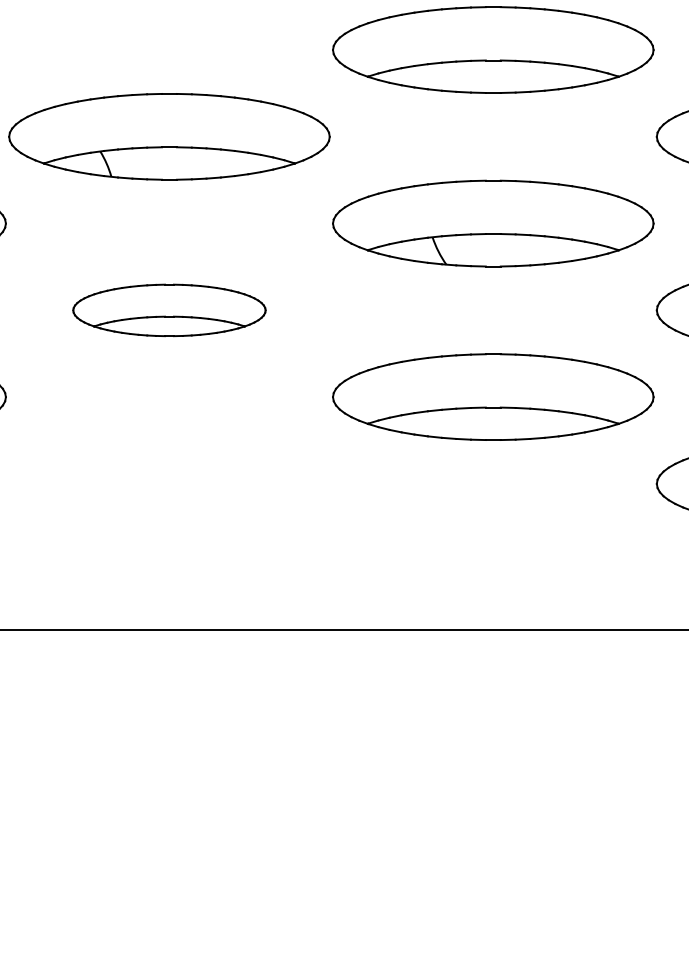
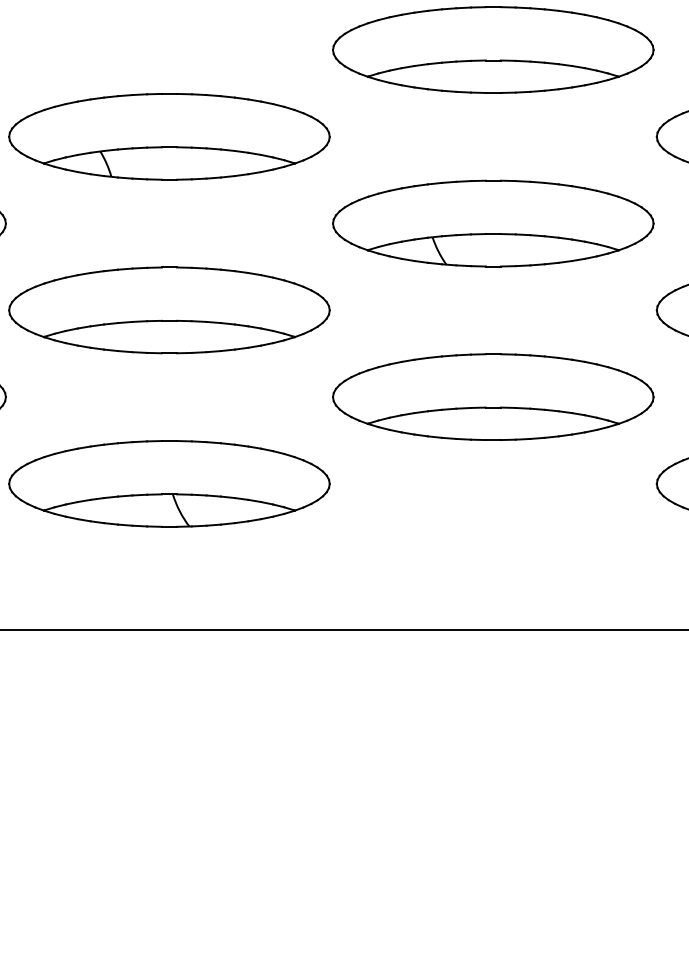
part size: 195x55 px -> 323x89 px (169, 310)
part: none -> present (169, 483)
